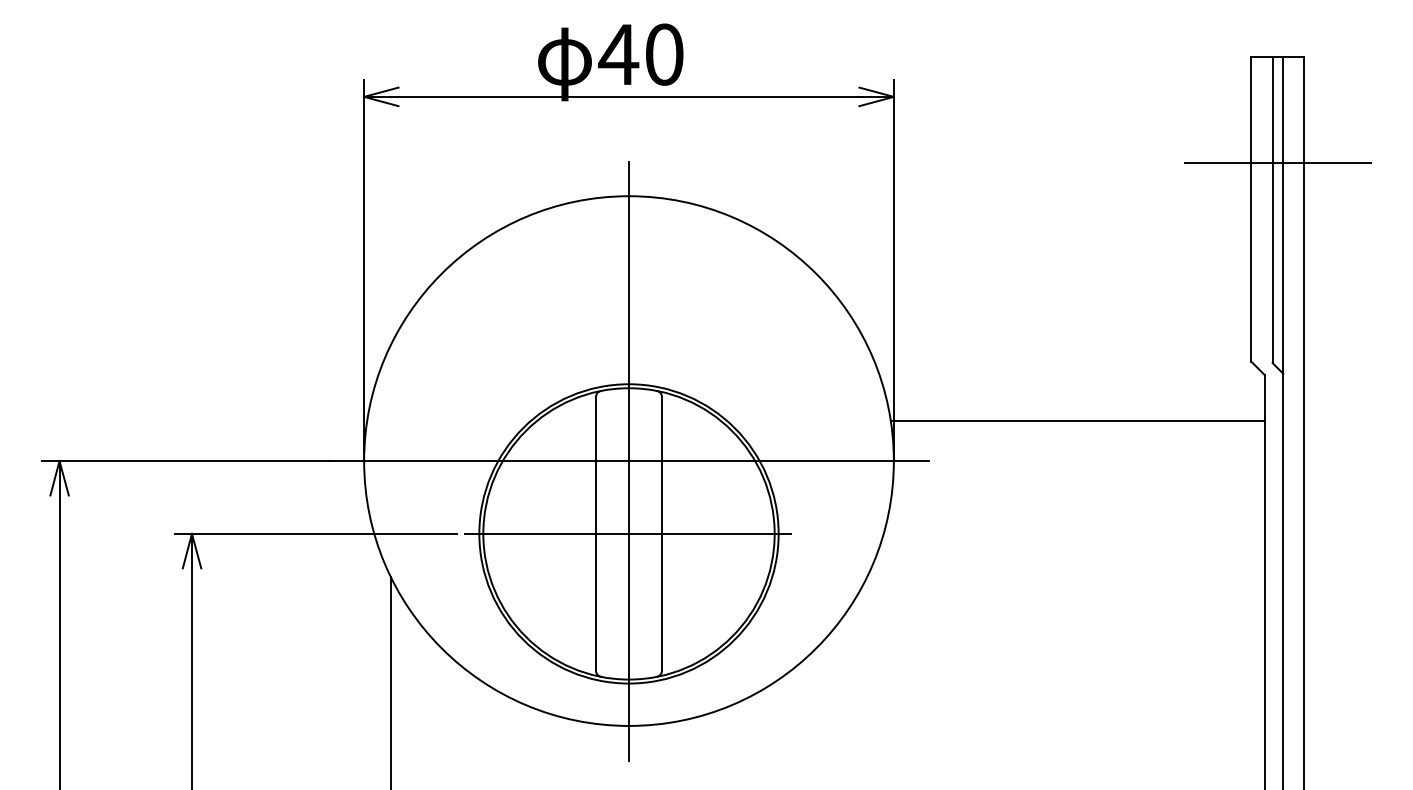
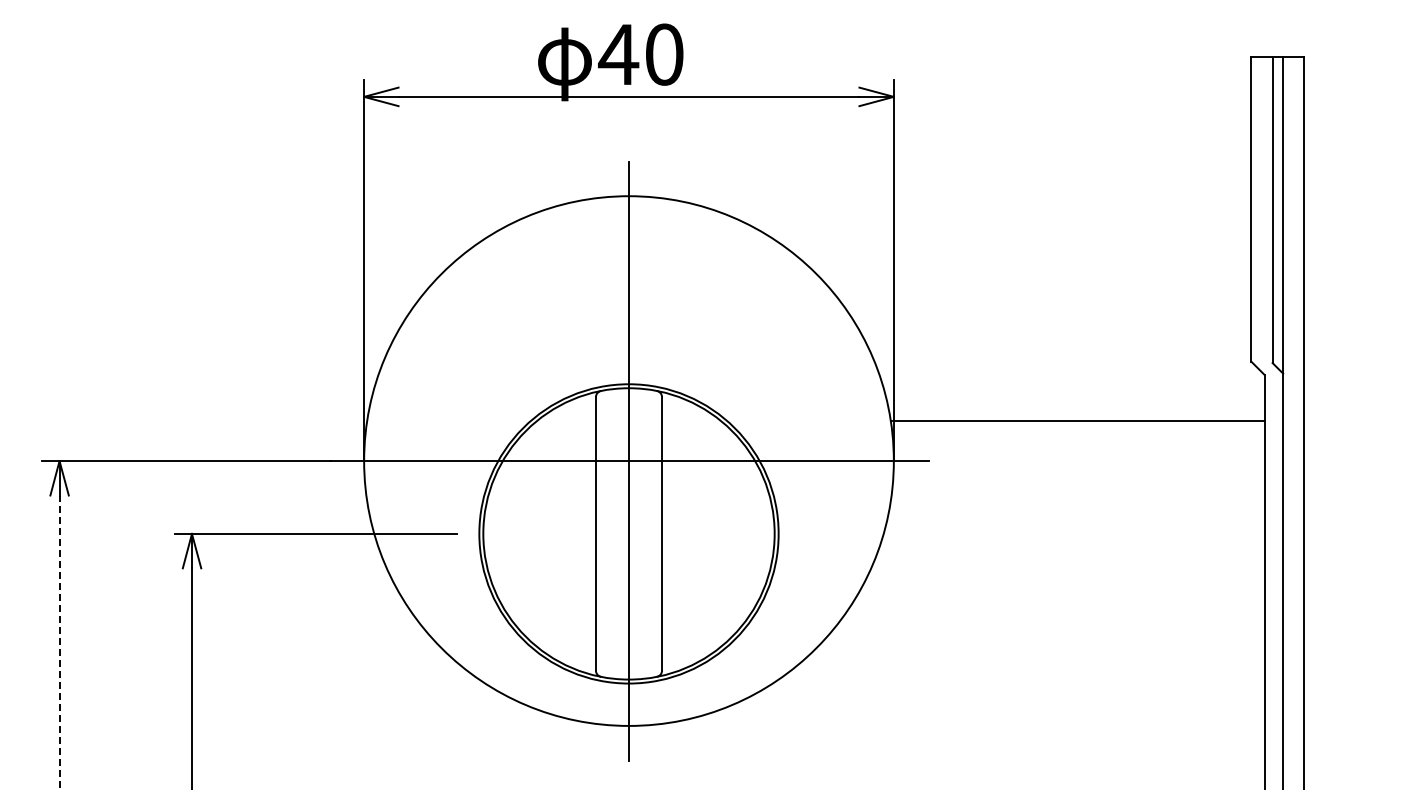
line: present -> none (1277, 163)
line: present -> none (627, 533)
line: solid -> dashed (59, 642)
line: present -> none (390, 681)
